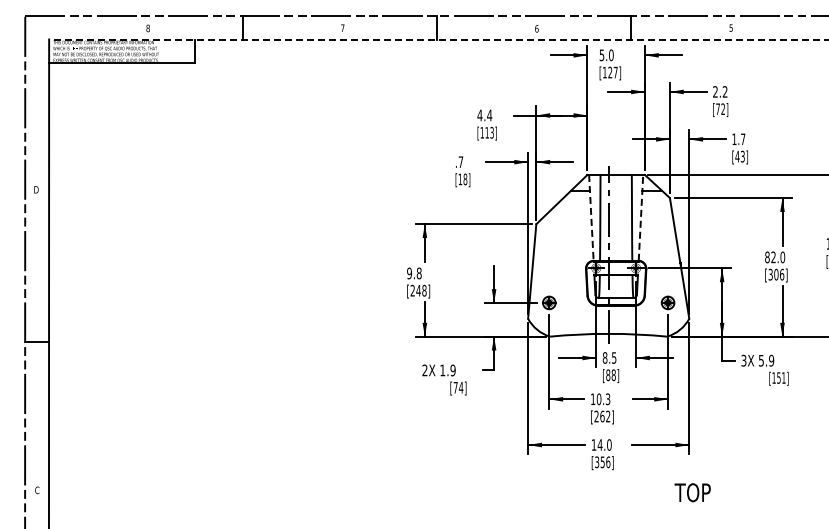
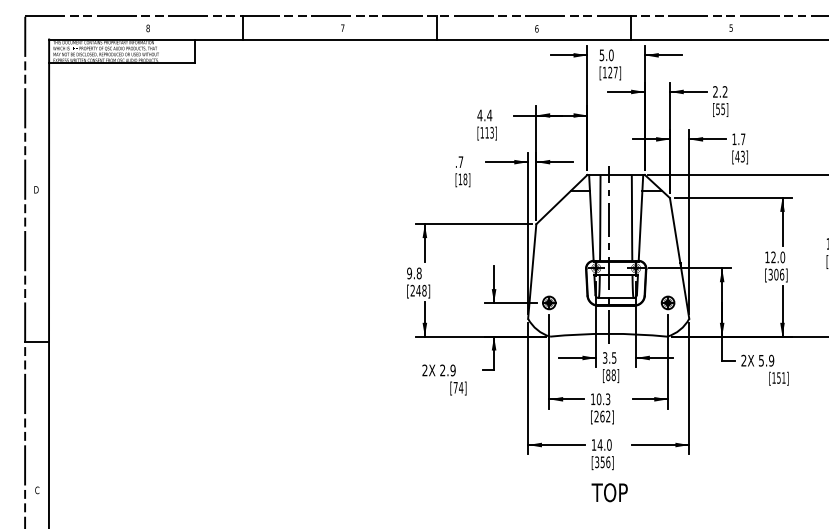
line: dashed -> solid (439, 39)
text: [72] -> [55] (720, 109)
line: dashed -> solid (591, 217)
line: dashed -> solid (640, 217)
text: 82.0 -> 12.0 (767, 257)
text: 8.5 -> 3.5 (604, 357)
text: 3X -> 2X (743, 360)
text: 1.9 -> 2.9 (442, 370)
text position: (692, 492) -> (609, 492) (609, 492)
